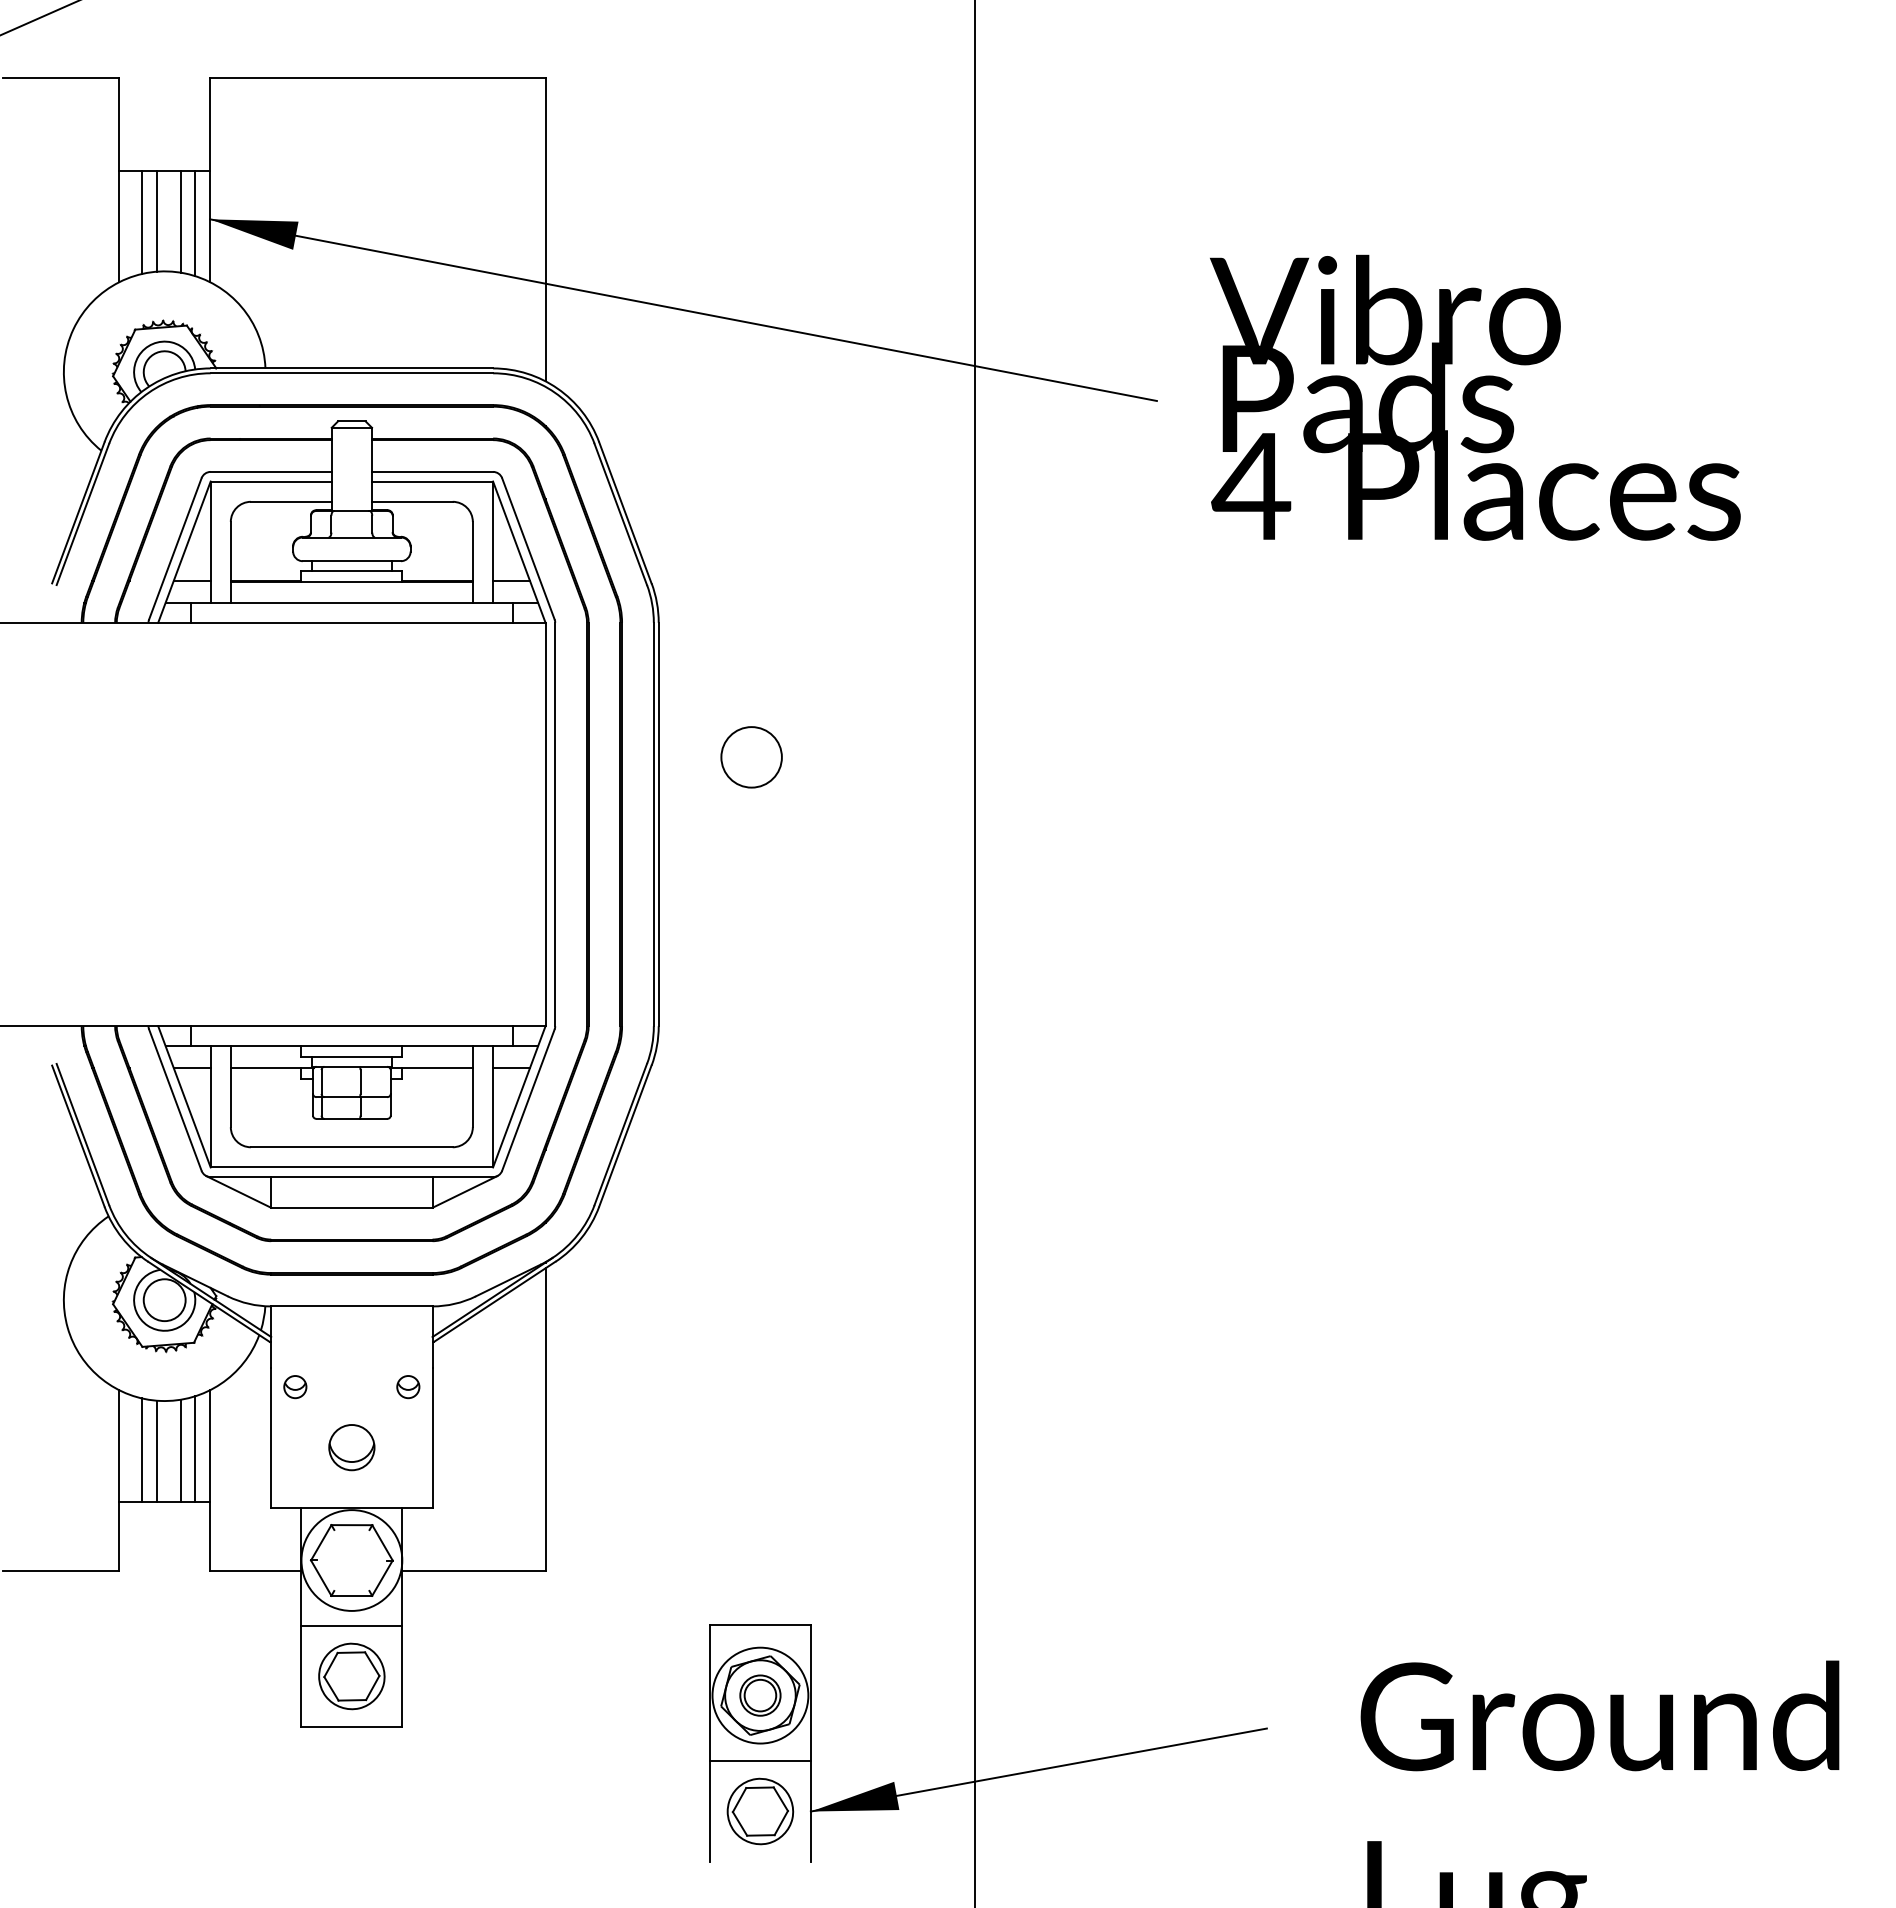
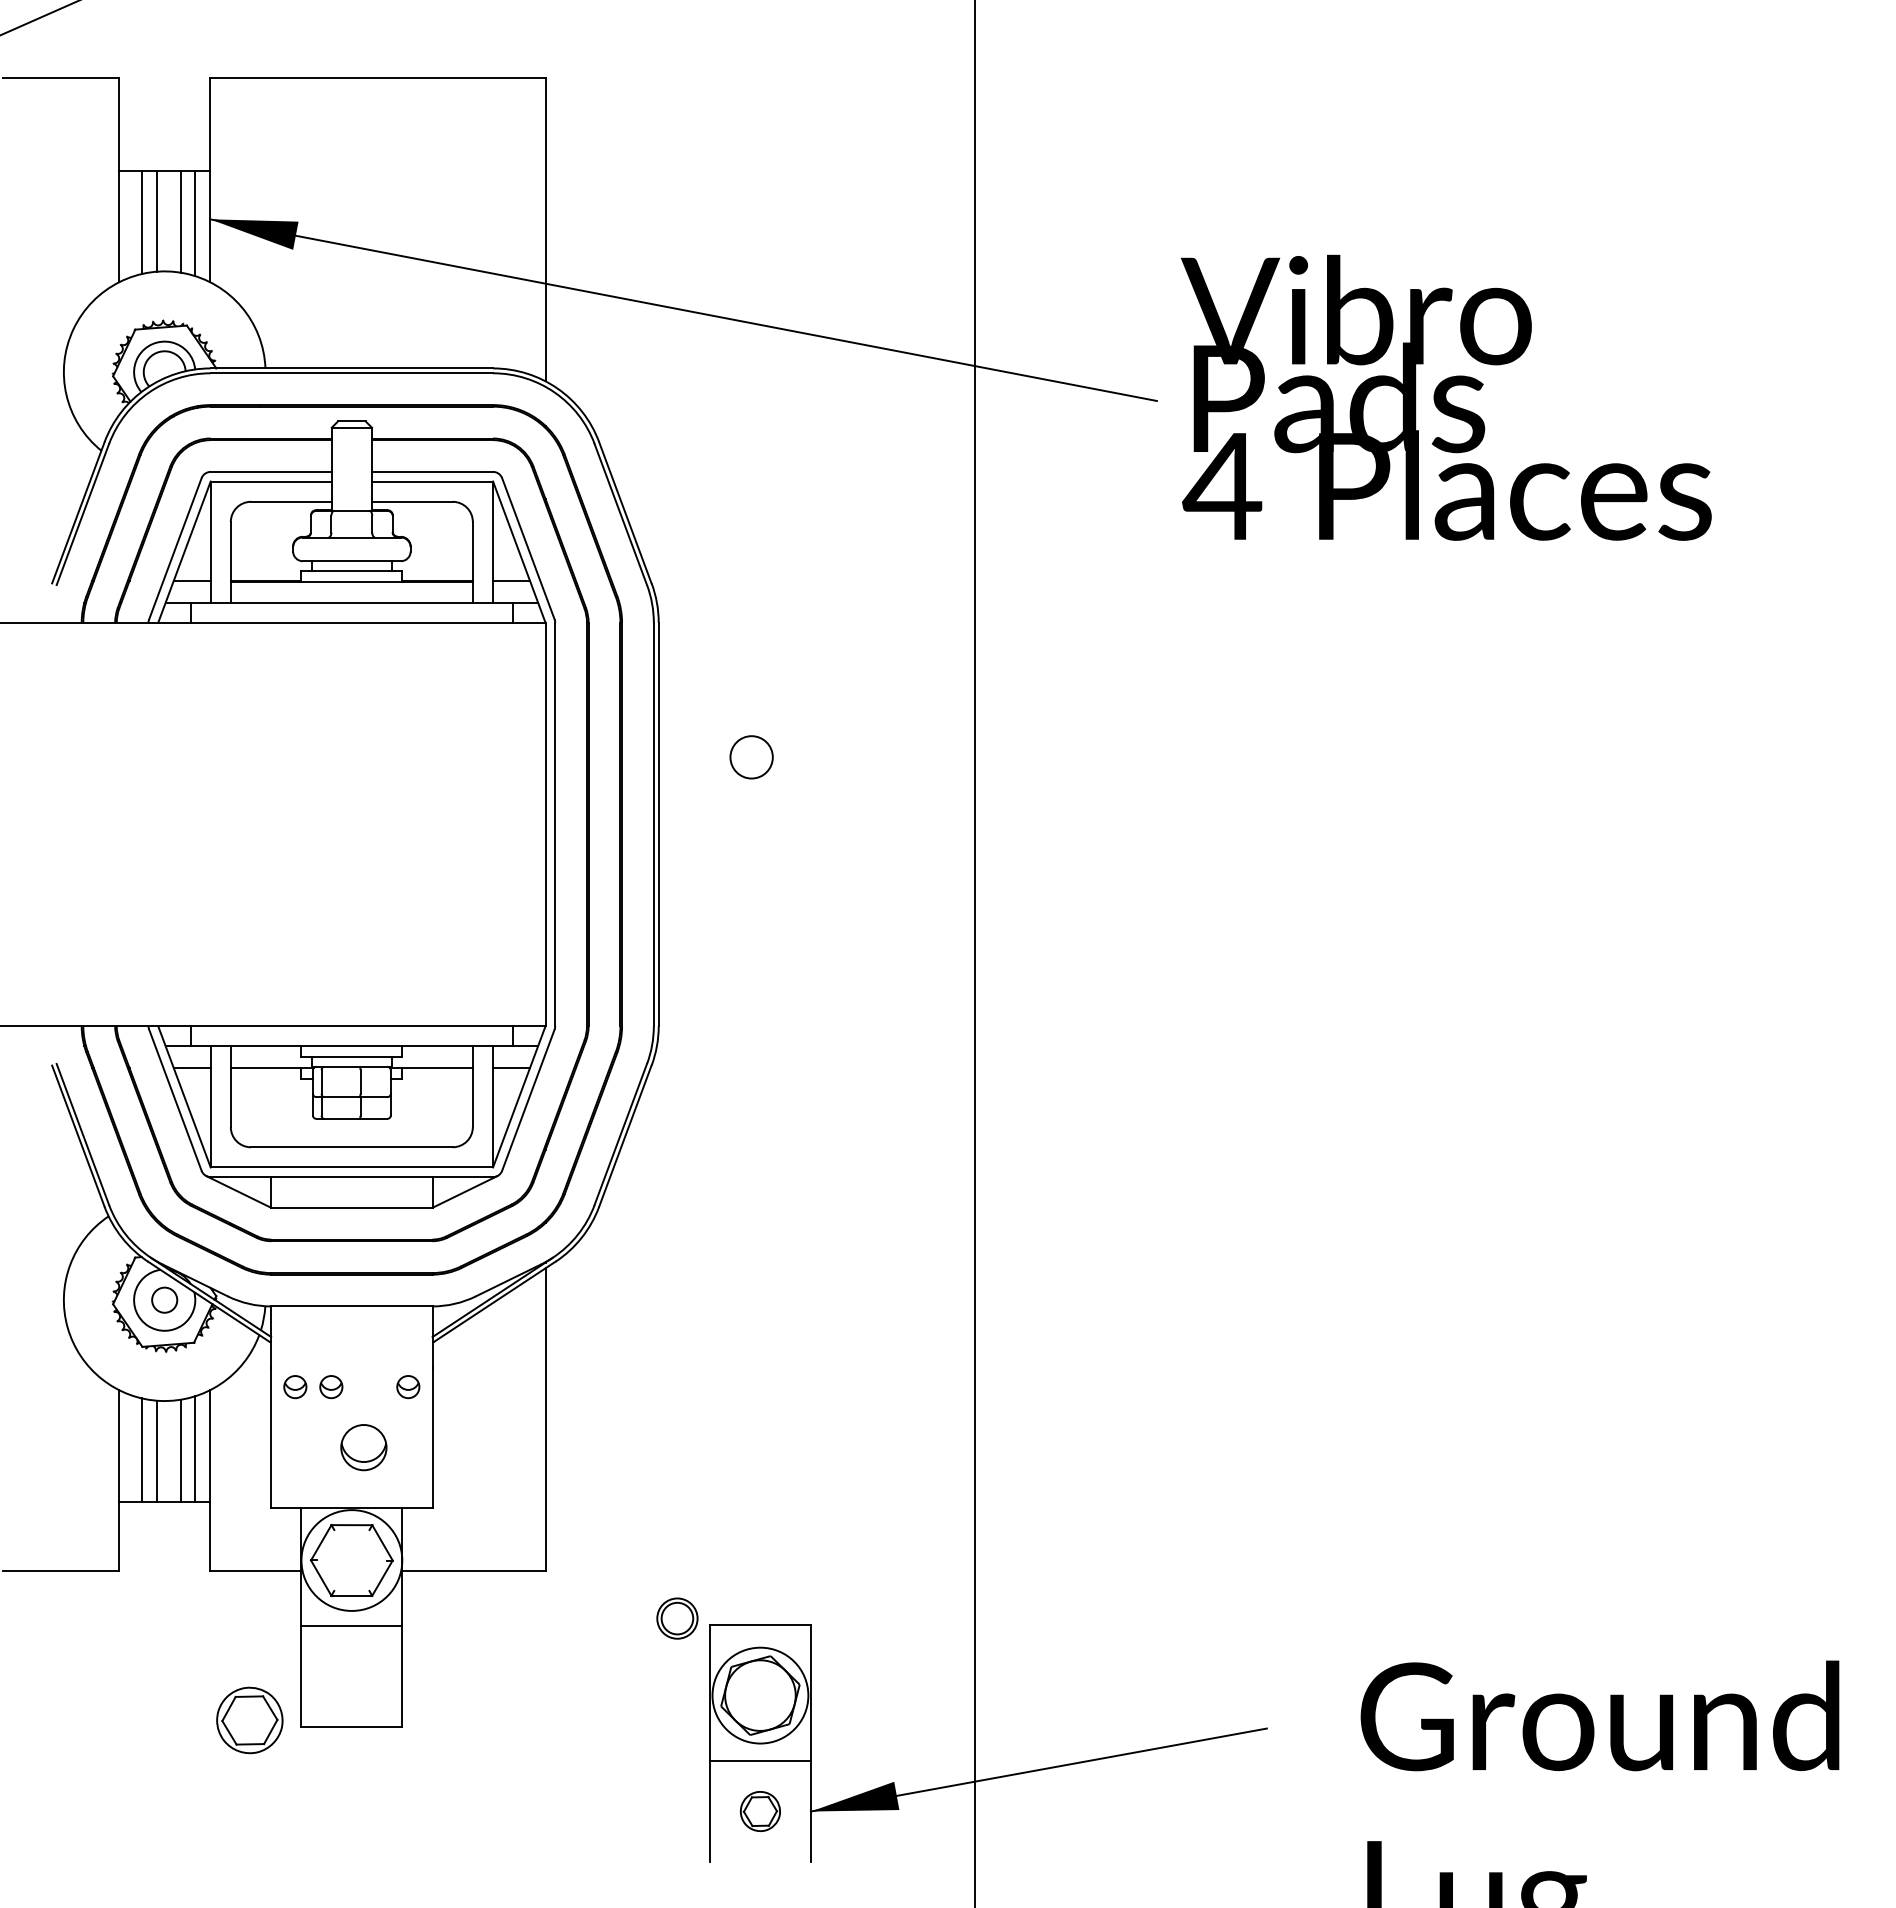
text position: (1475, 397) -> (1446, 397) (1446, 397)
circle diameter: 61 px -> 42 px (751, 757)
circle diameter: 42 px -> 25 px (164, 1299)
part: none -> present (331, 1387)
part position: (351, 1447) -> (363, 1447) (363, 1447)
part position: (351, 1676) -> (249, 1720) (249, 1720)
part position: (760, 1695) -> (677, 1618) (677, 1618)
part size: 69x69 px -> 42x41 px (759, 1811)
